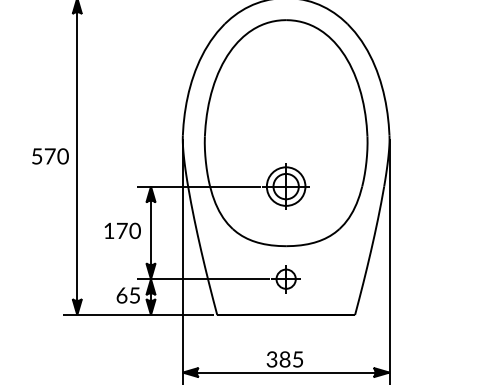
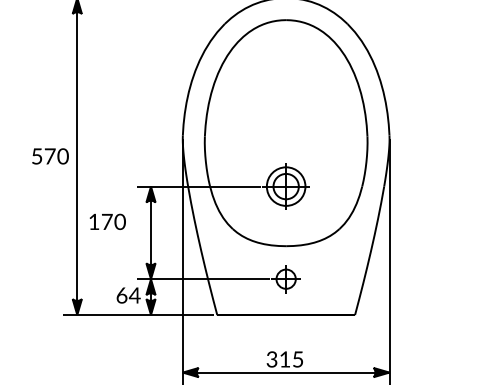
text position: (122, 230) -> (107, 221) (107, 221)
text: 65 -> 64 (134, 295)
text: 385 -> 315 (284, 359)
